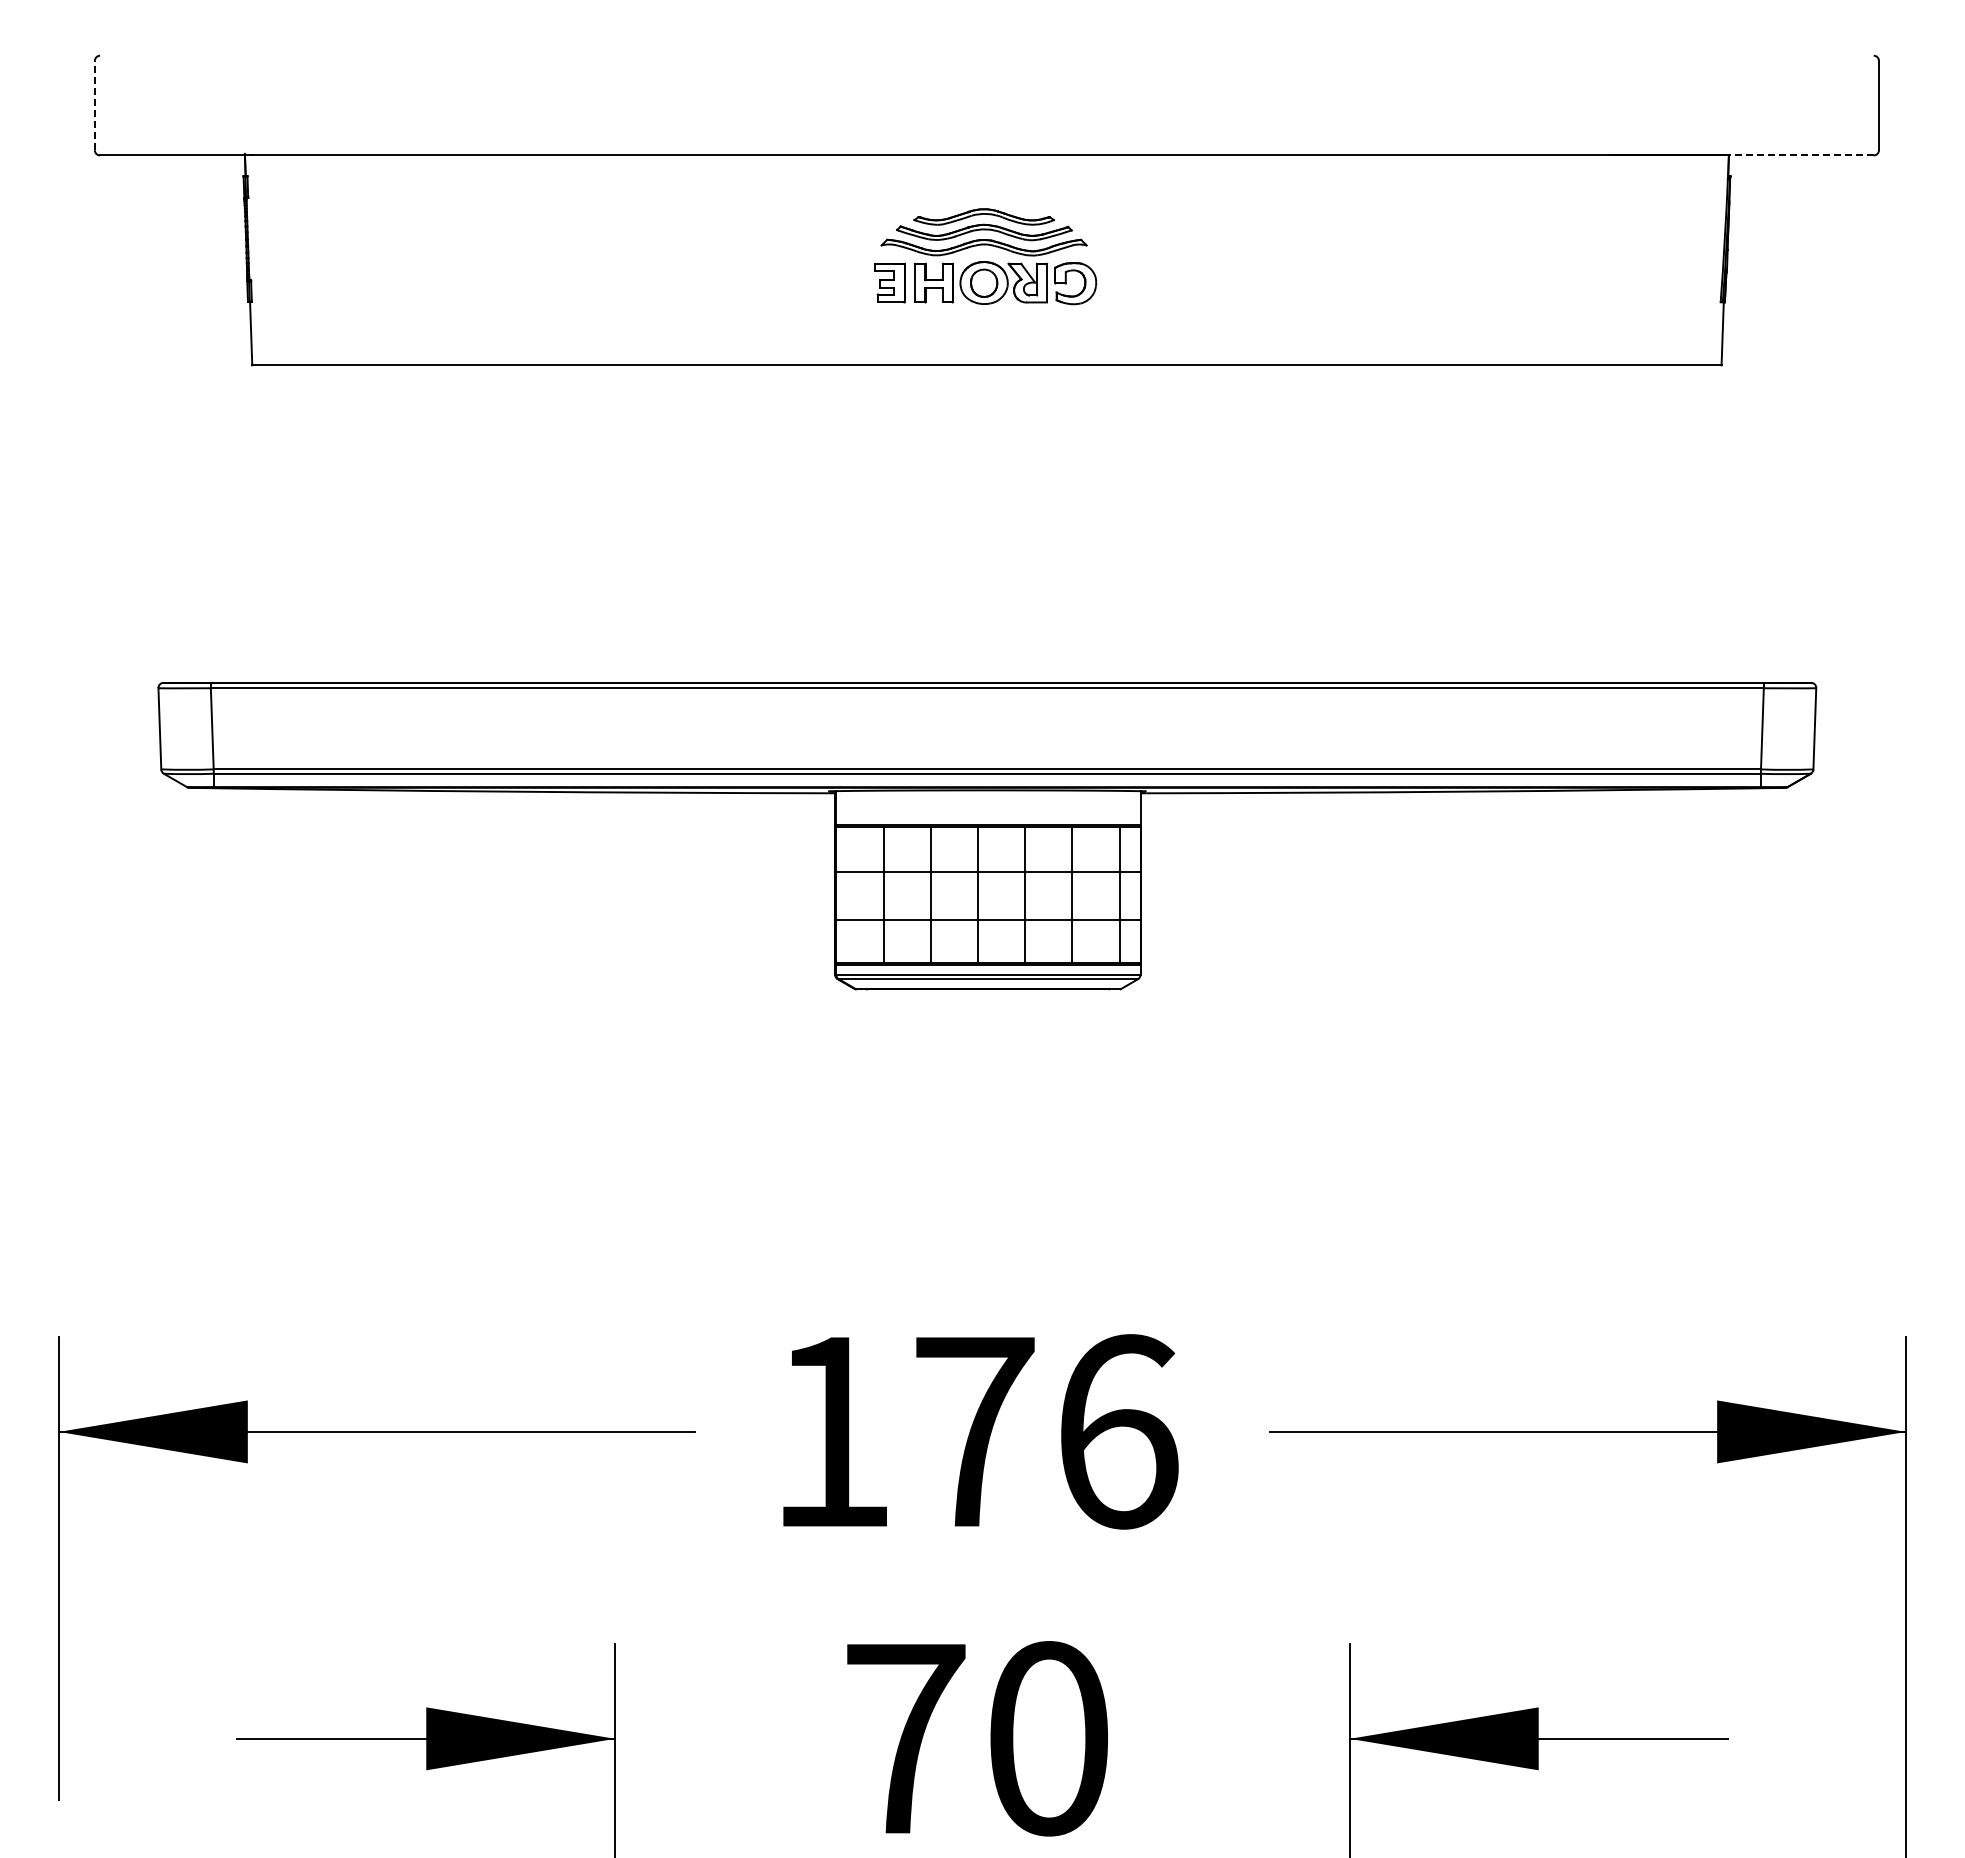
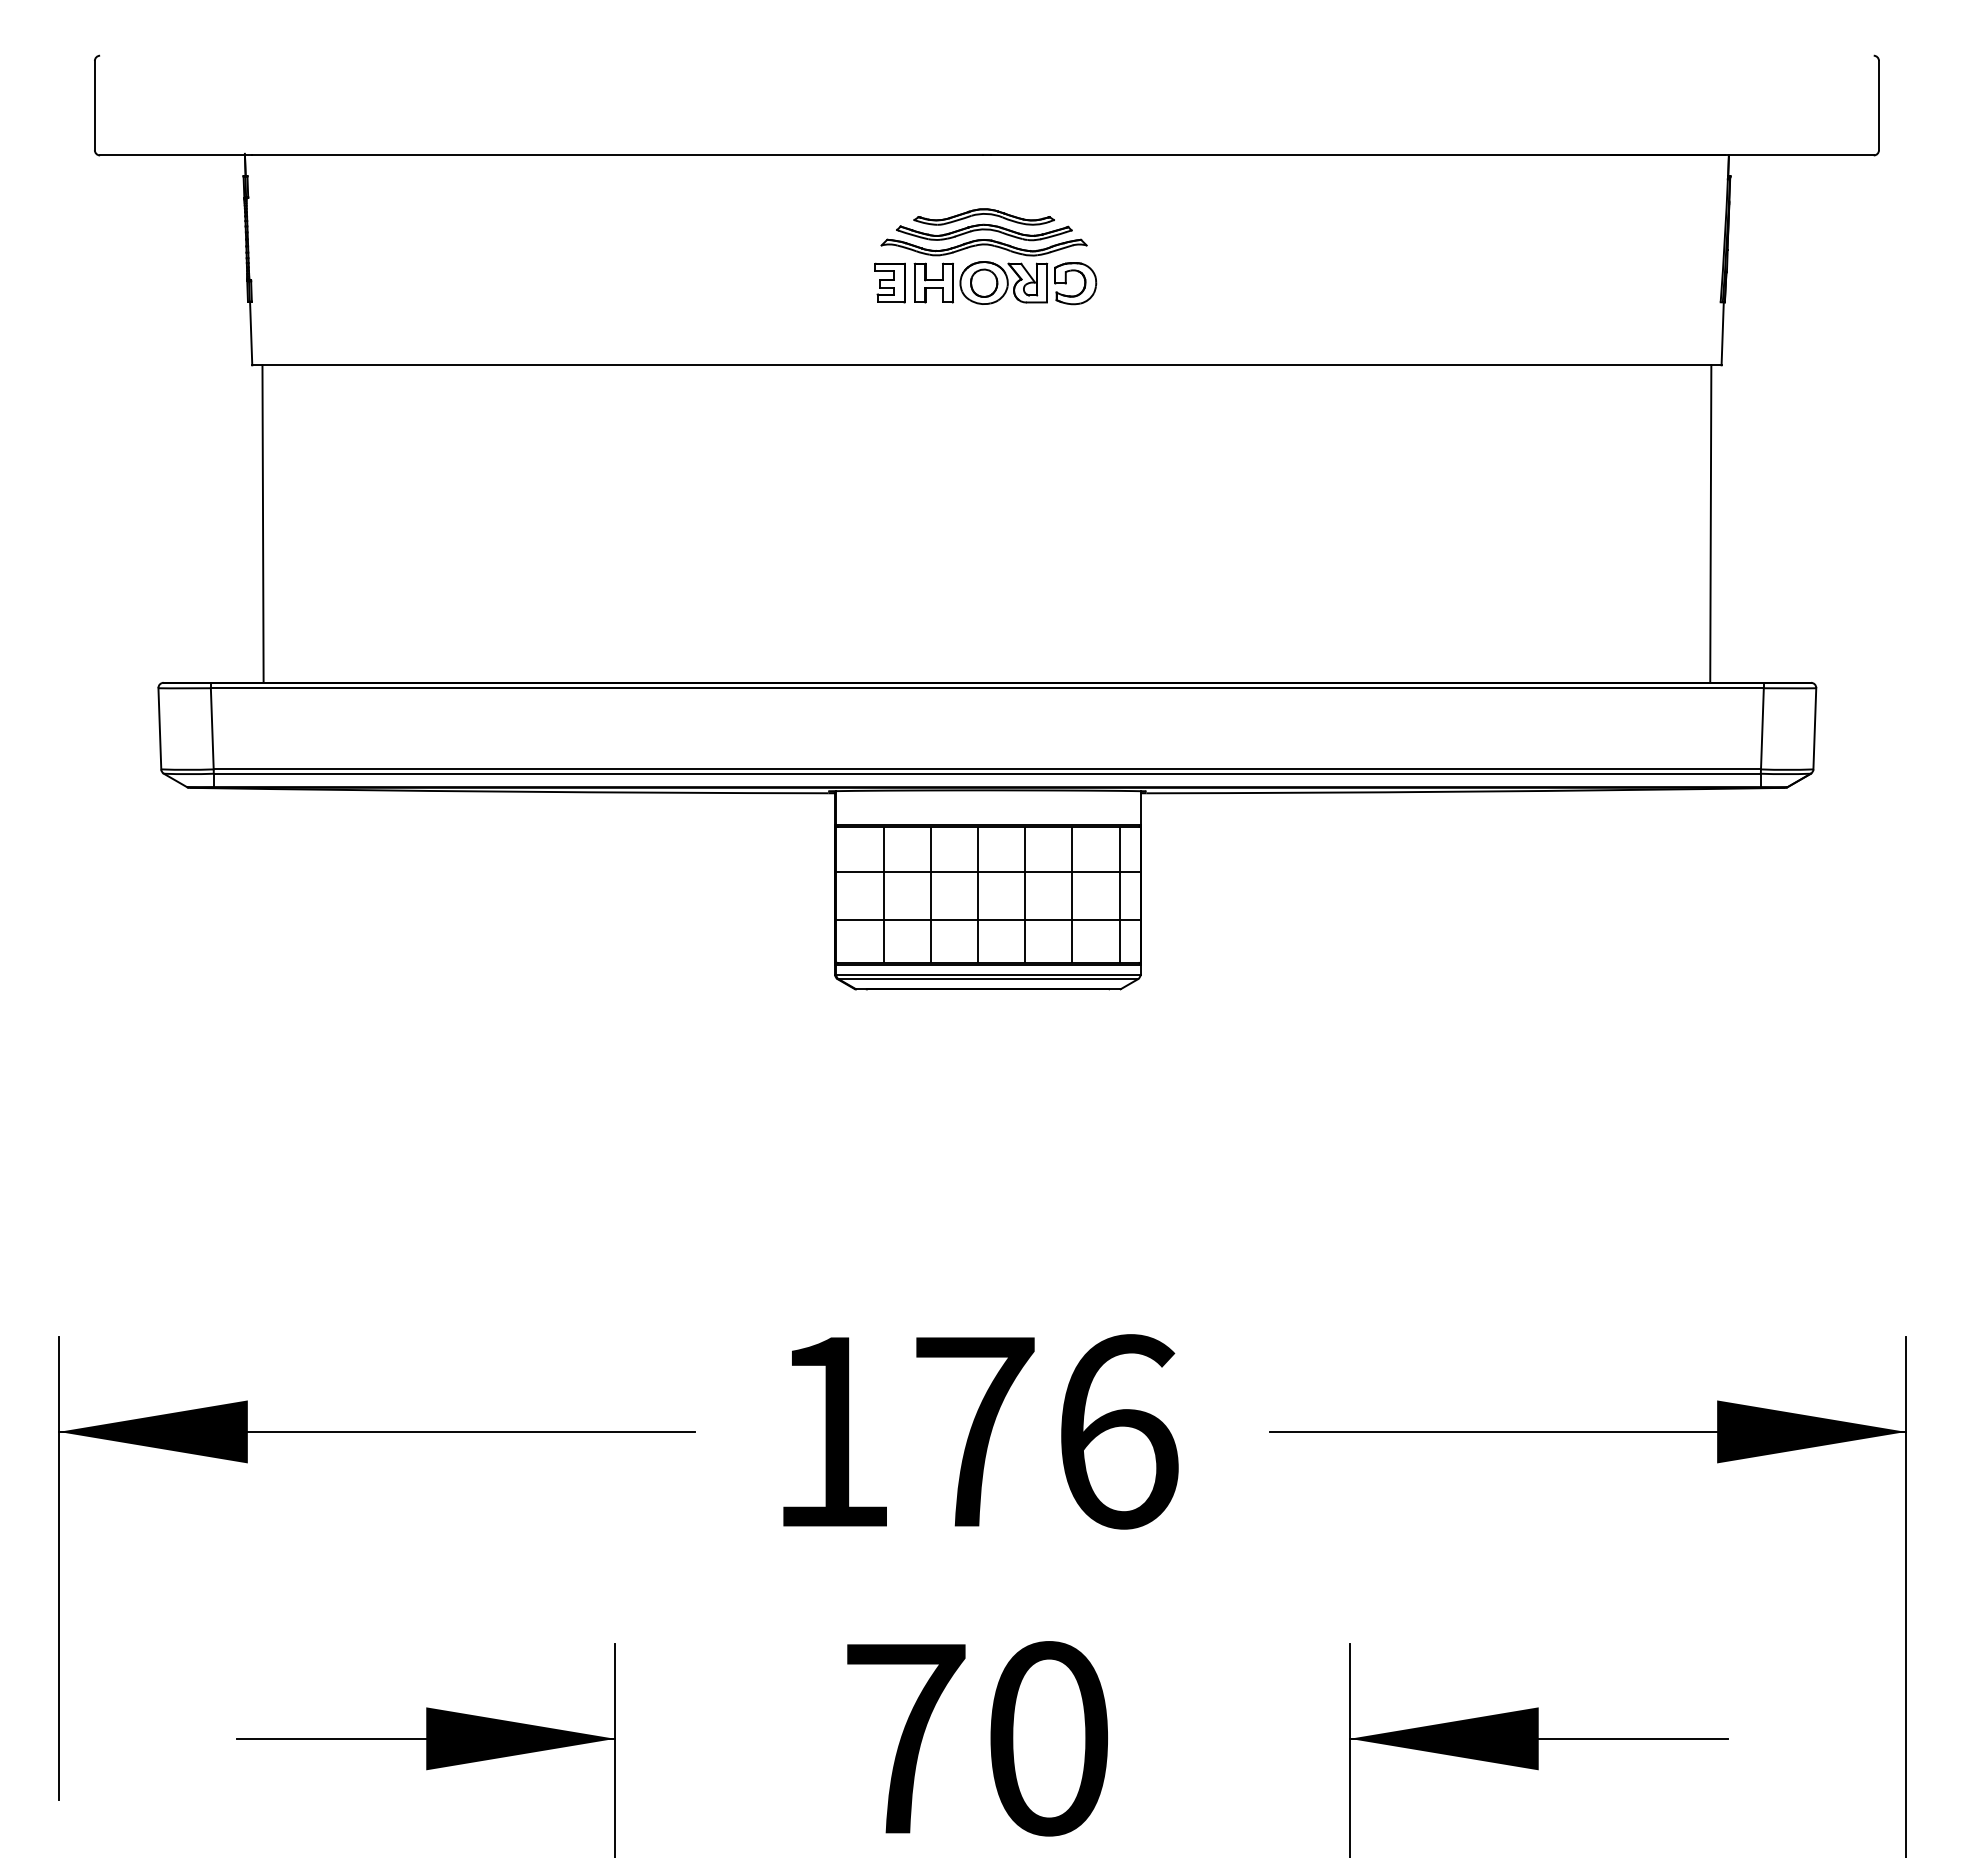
line: dashed -> solid (94, 105)
line: dashed -> solid (1797, 155)
line: none -> present (262, 523)
line: none -> present (1710, 523)
